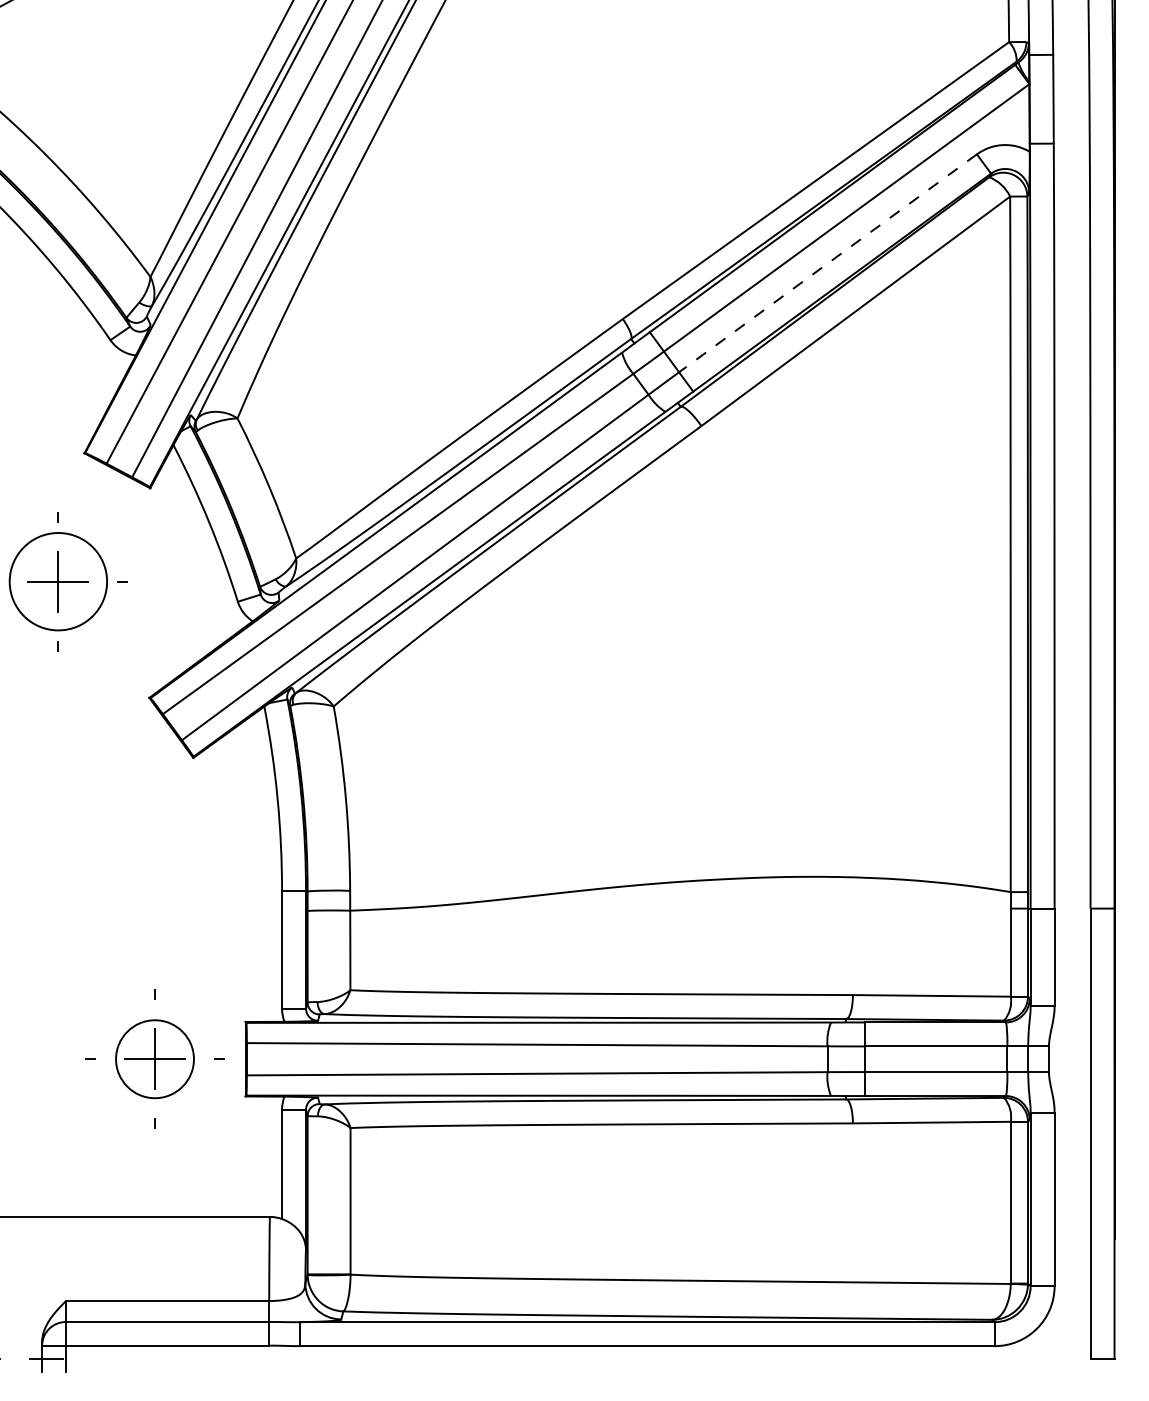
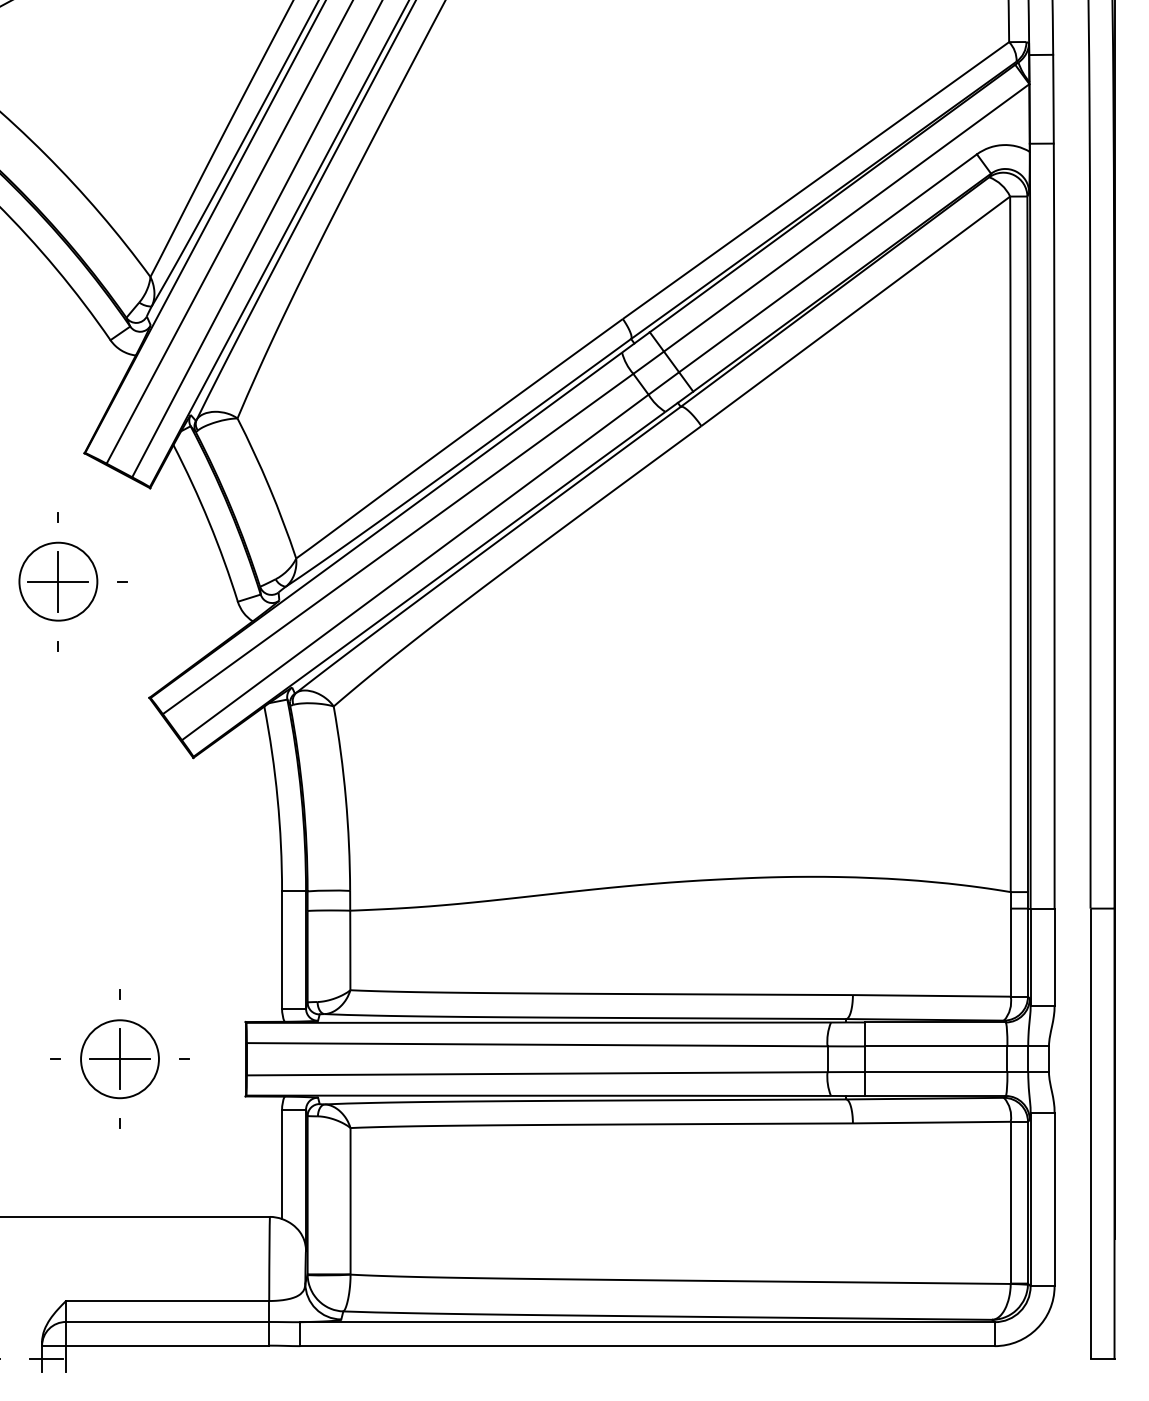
line: dashed -> solid (828, 263)
circle diameter: 97 px -> 78 px (58, 581)
part position: (154, 1058) -> (119, 1058) (119, 1058)
